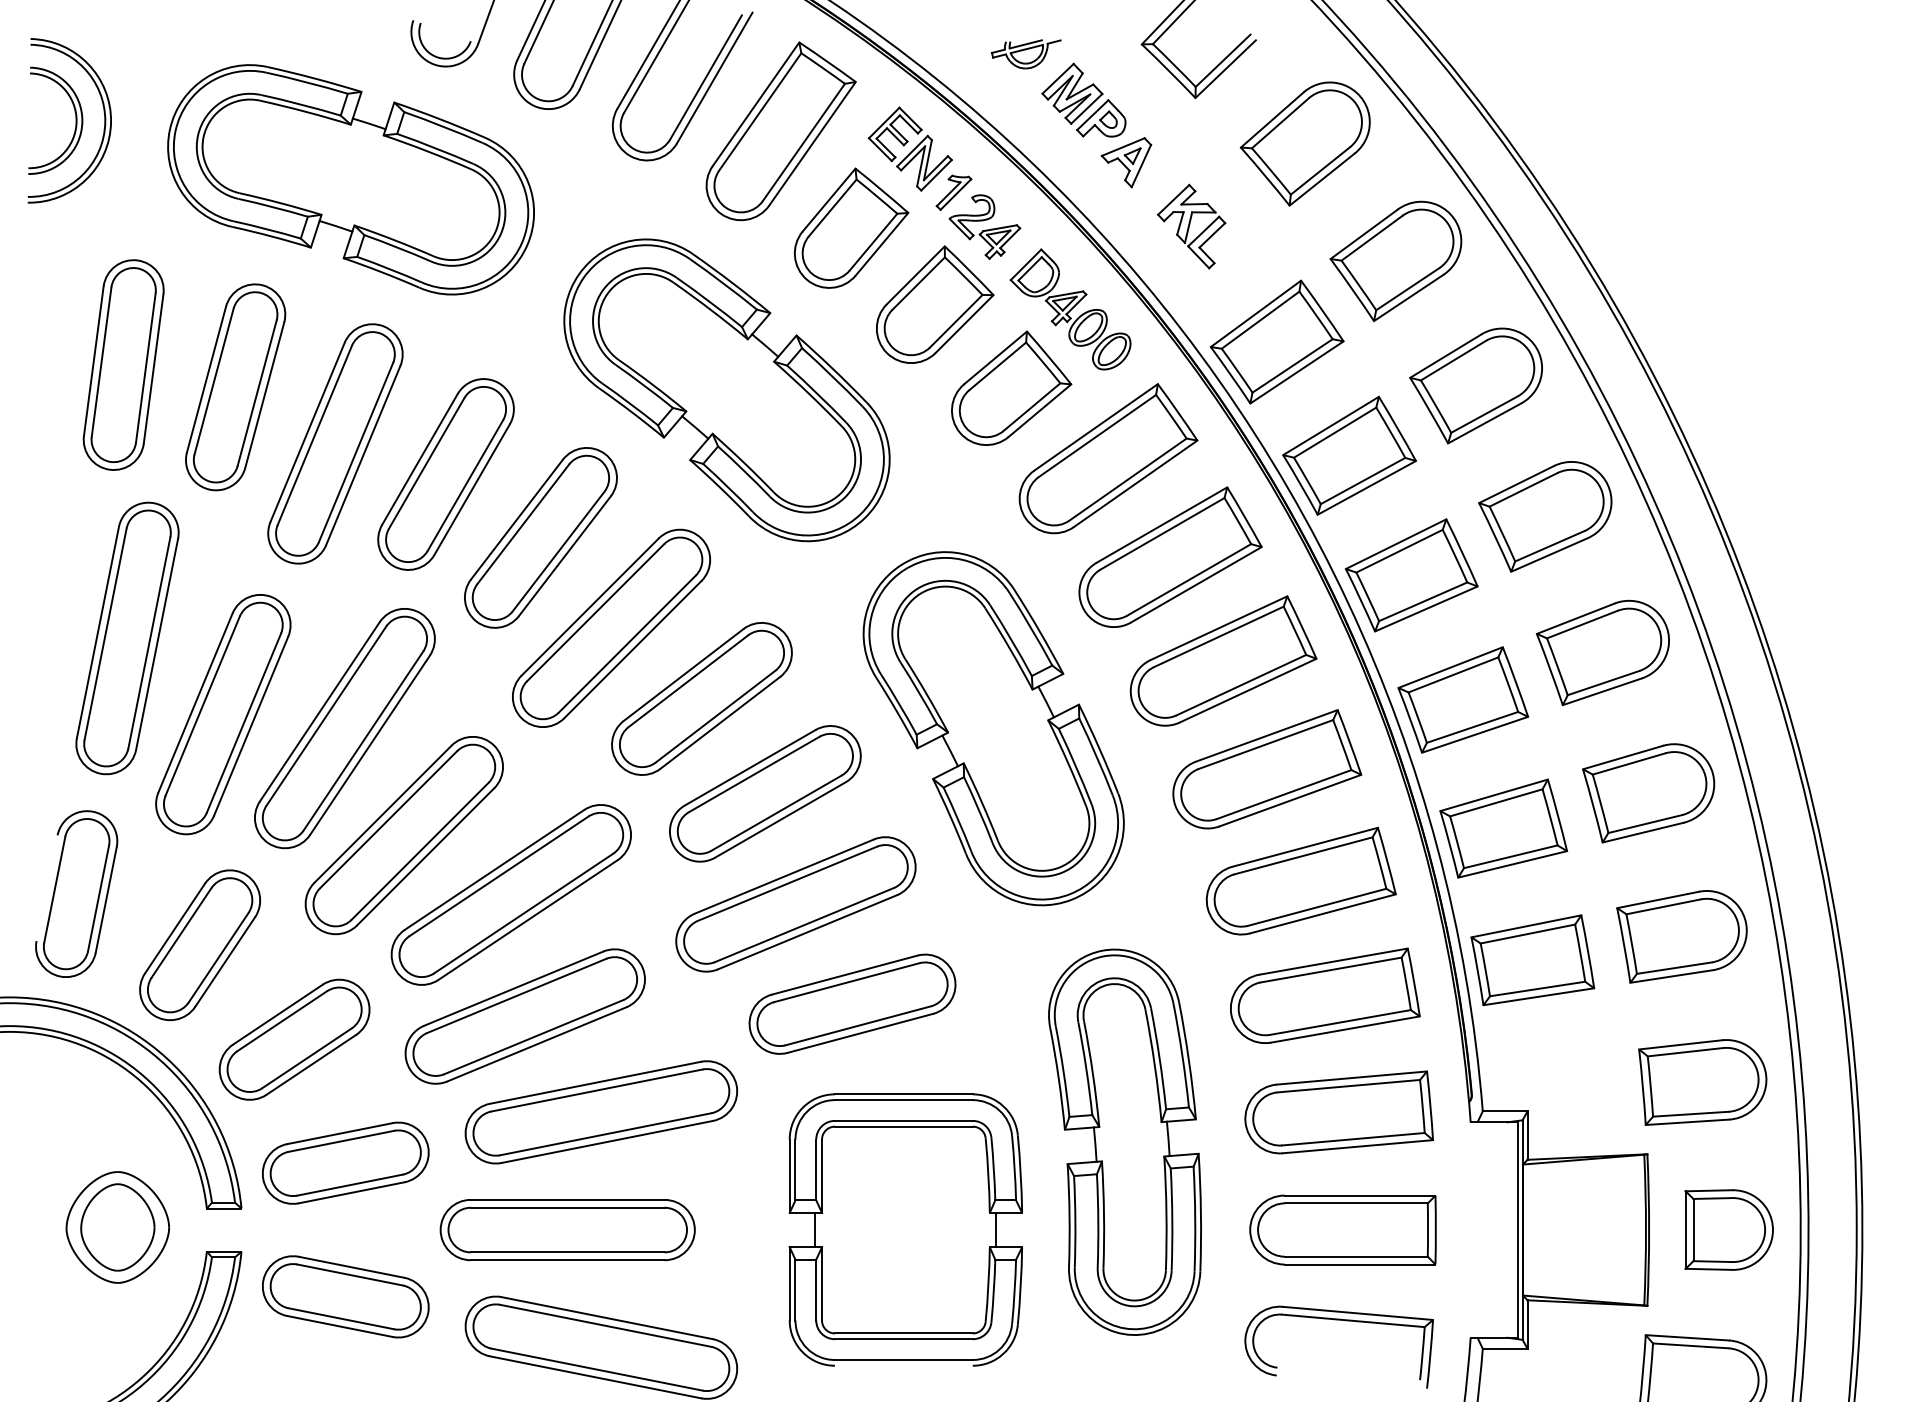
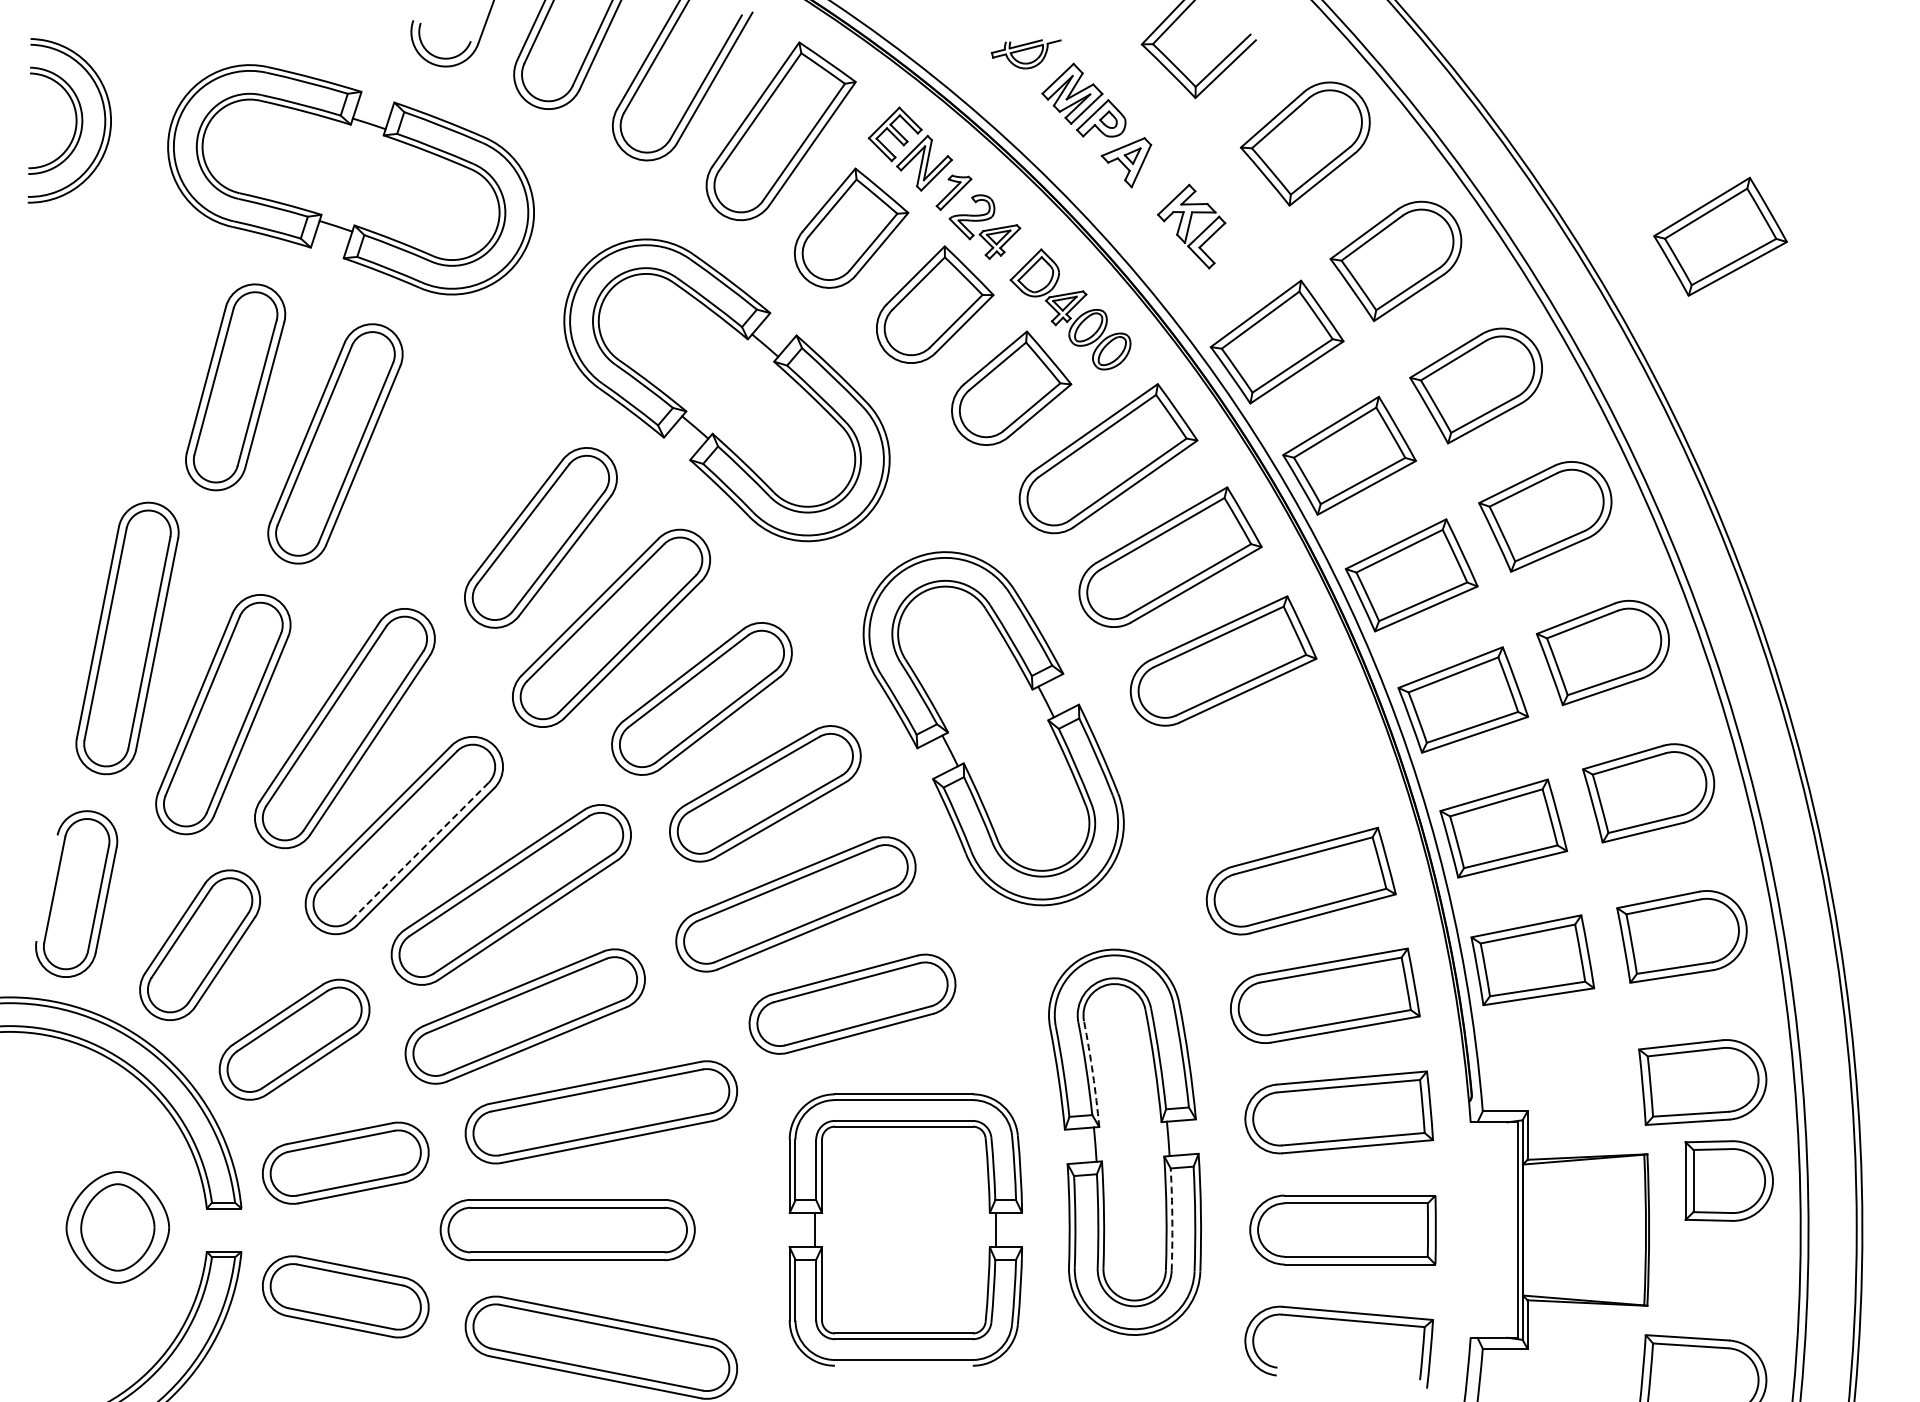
part: none -> present (1720, 236)
part: present -> none (123, 364)
part: present -> none (445, 474)
part: present -> none (1267, 769)
line: solid -> dashed (420, 851)
arc: solid -> dashed (1092, 1073)
arc: solid -> dashed (1172, 1219)
part position: (1728, 1229) -> (1728, 1180) (1728, 1180)
